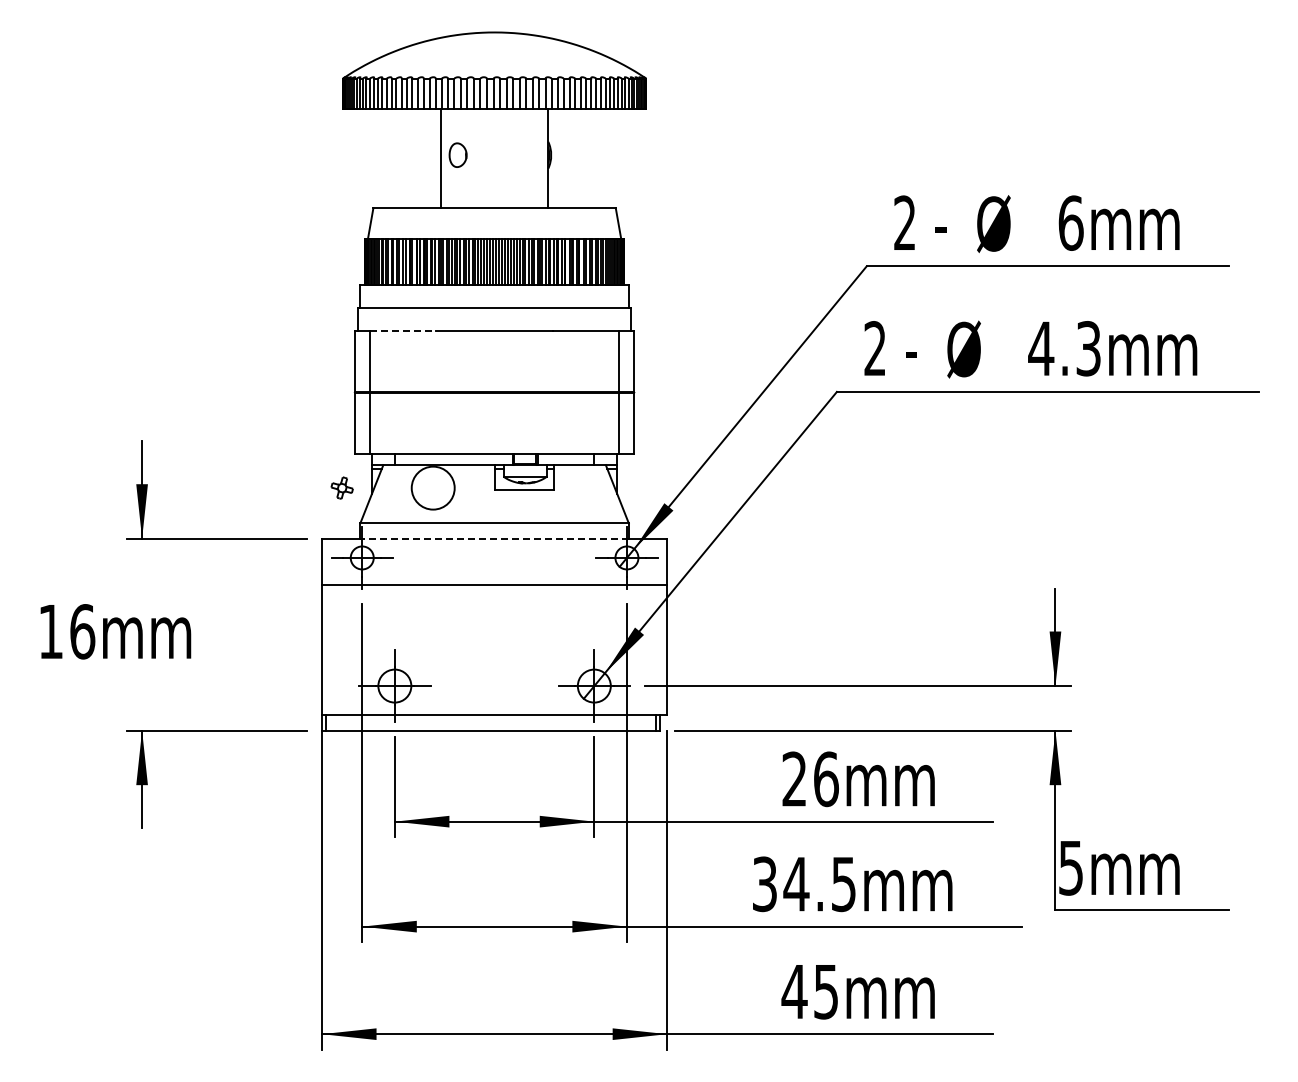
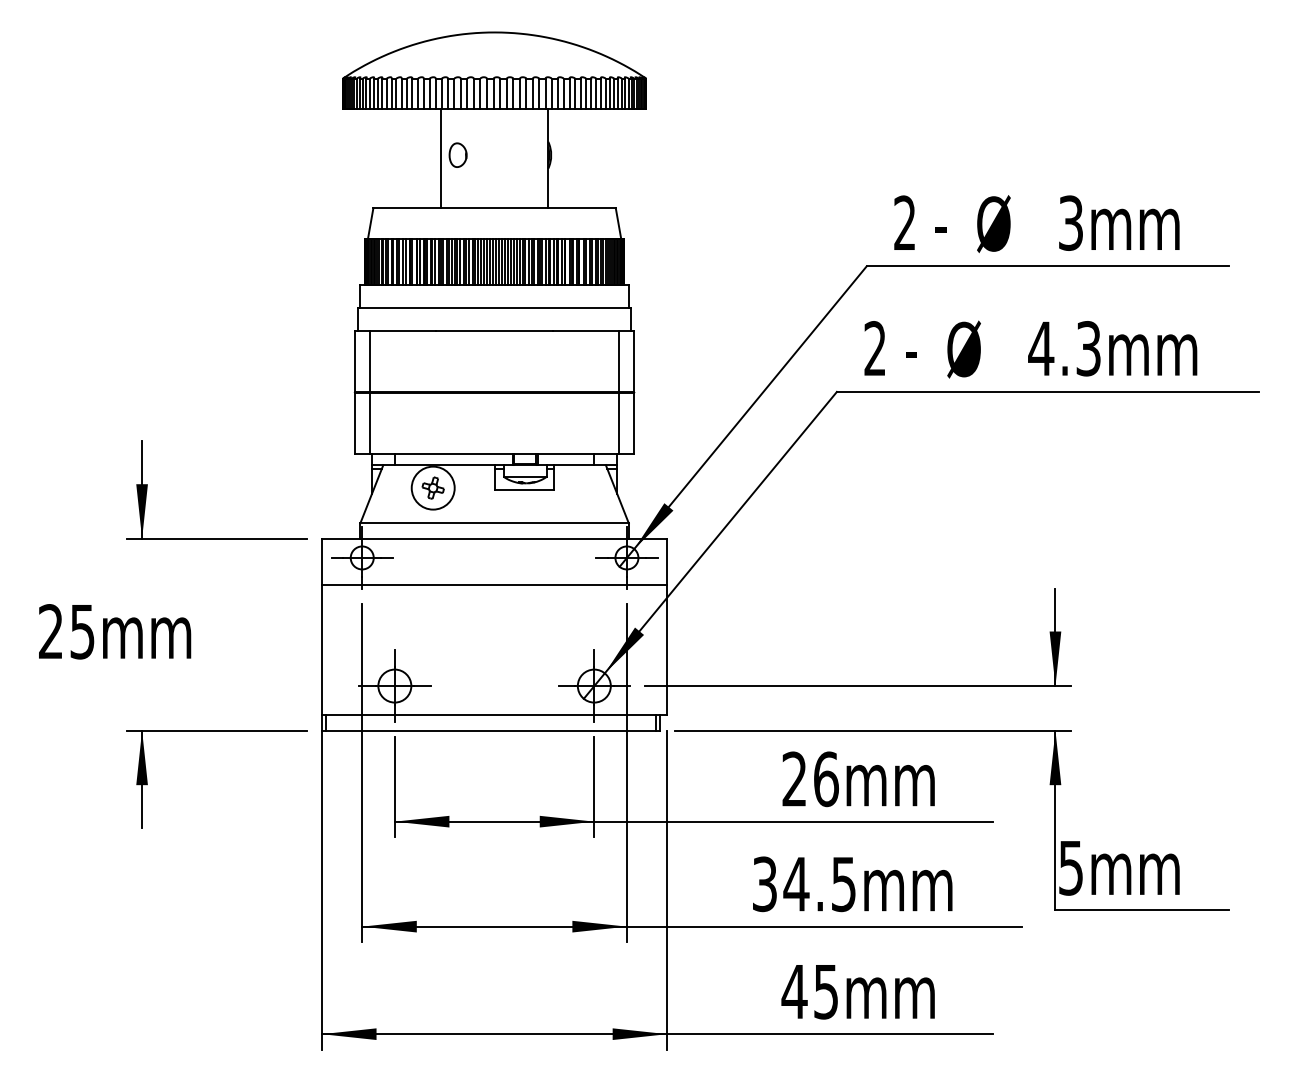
text: 6mm -> 3mm (1070, 222)
line: dashed -> solid (403, 330)
part position: (341, 487) -> (432, 487) (432, 487)
line: dashed -> solid (494, 538)
text: 16mm -> 25mm (67, 631)
